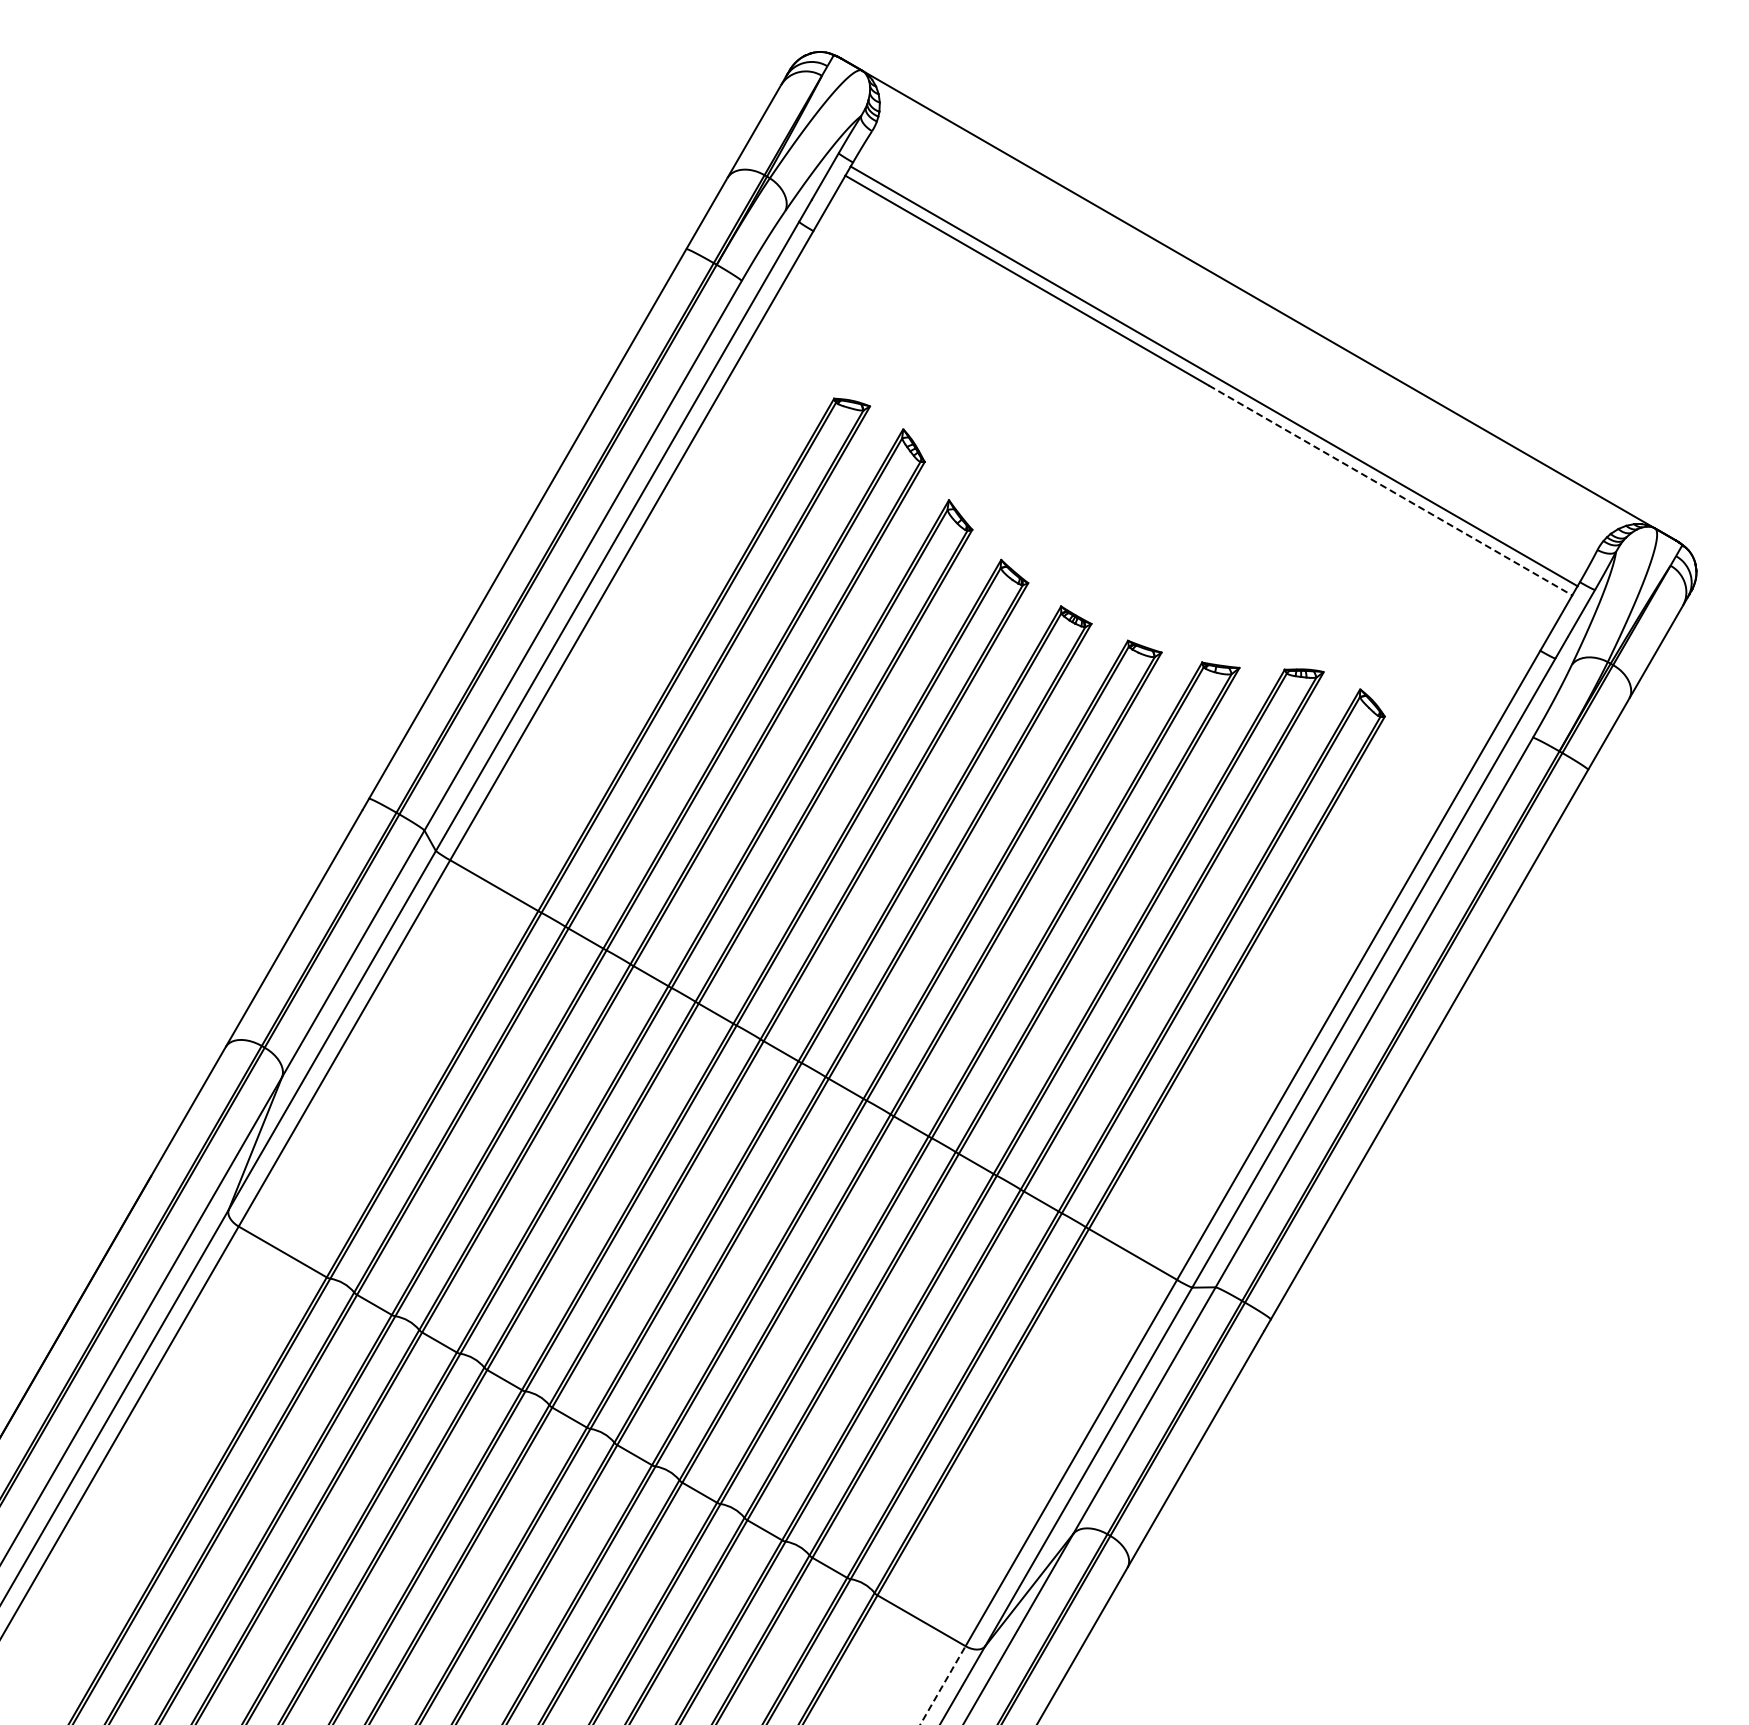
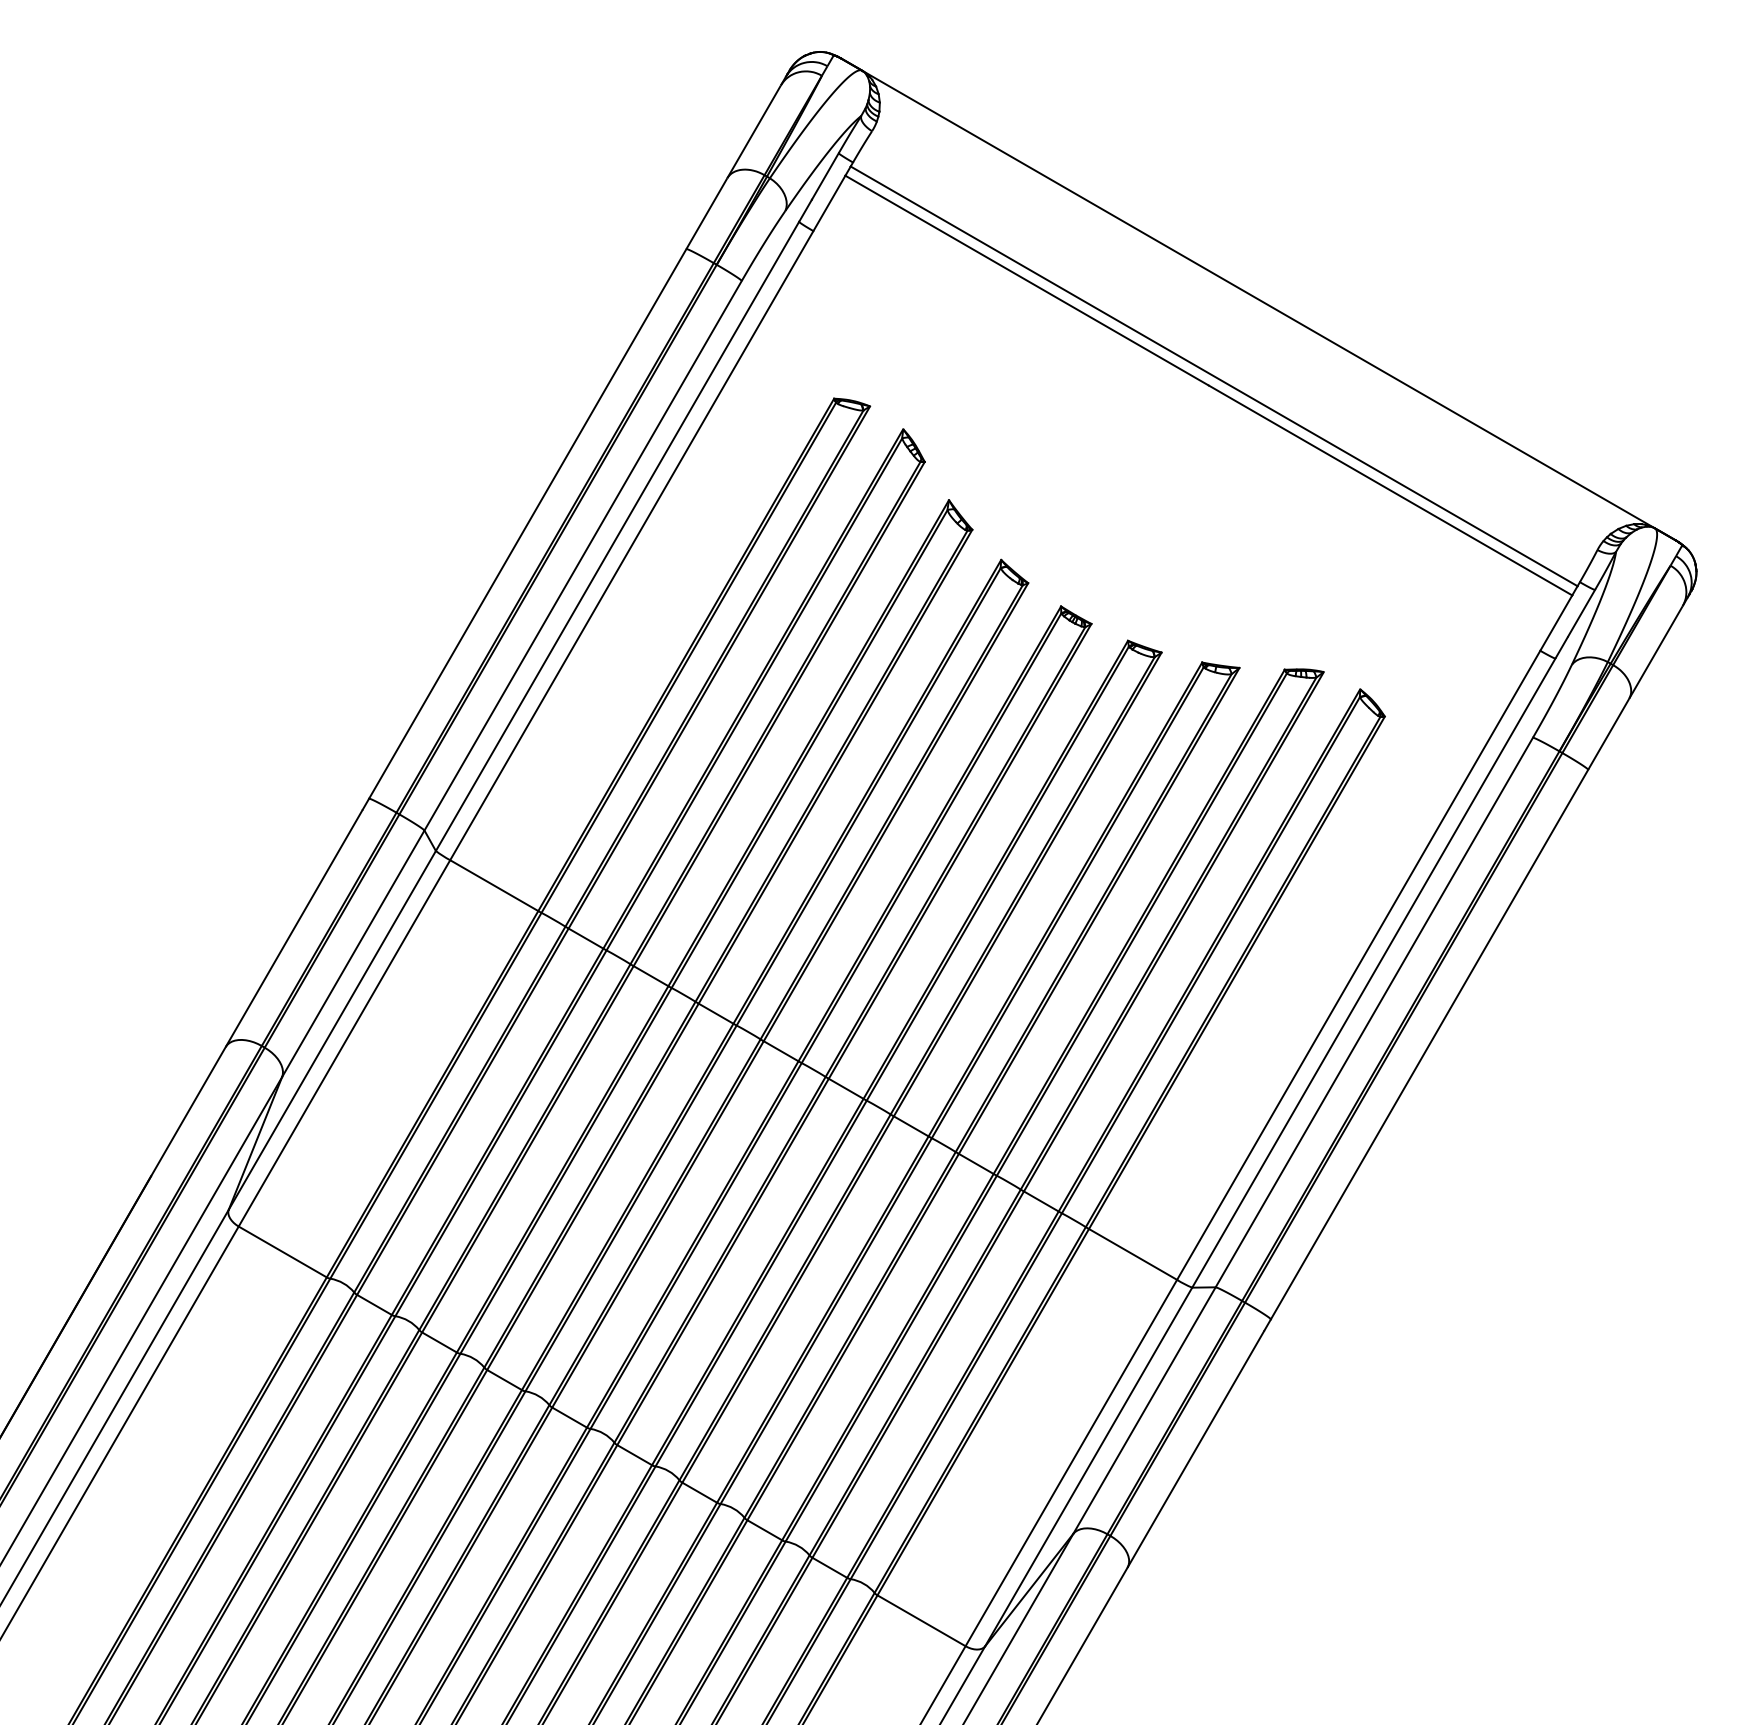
line: dashed -> solid (1390, 490)
line: dashed -> solid (943, 1685)
